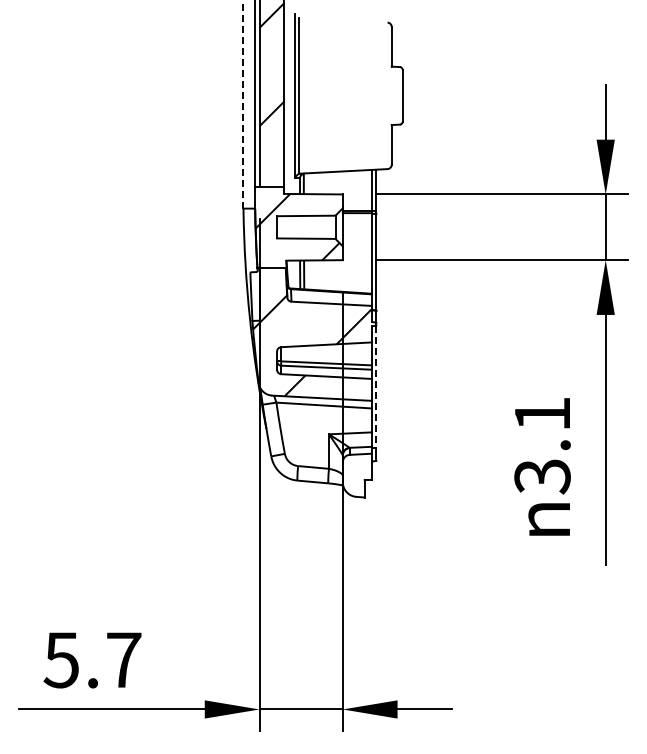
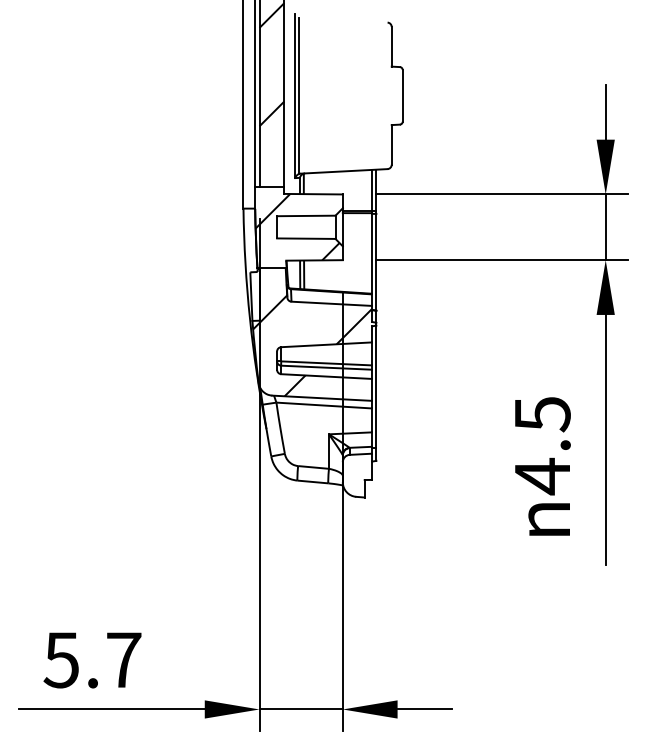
line: dashed -> solid (243, 104)
line: dashed -> solid (376, 387)
text: 3.1 -> 4.5 (542, 446)
